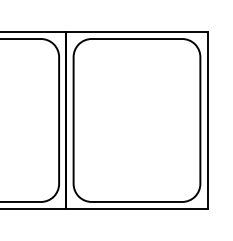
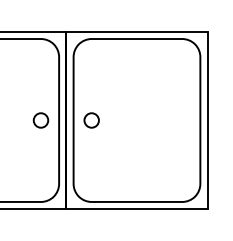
circle: none -> present (40, 120)
circle: none -> present (91, 120)
